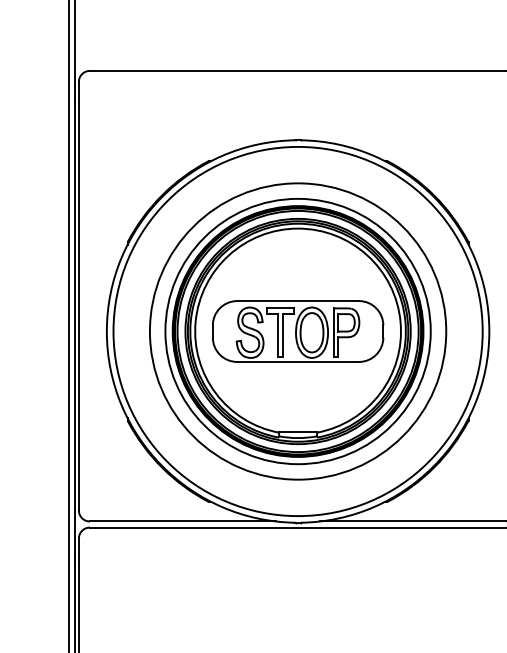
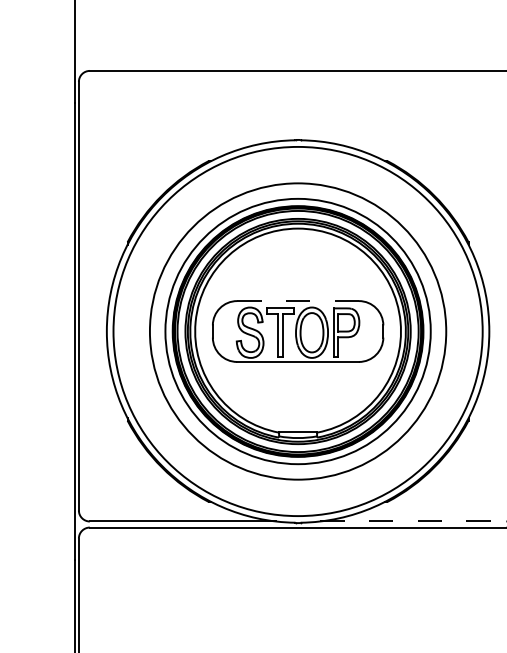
line: solid -> dashed (298, 301)
line: present -> none (69, 325)
line: solid -> dashed (413, 521)
